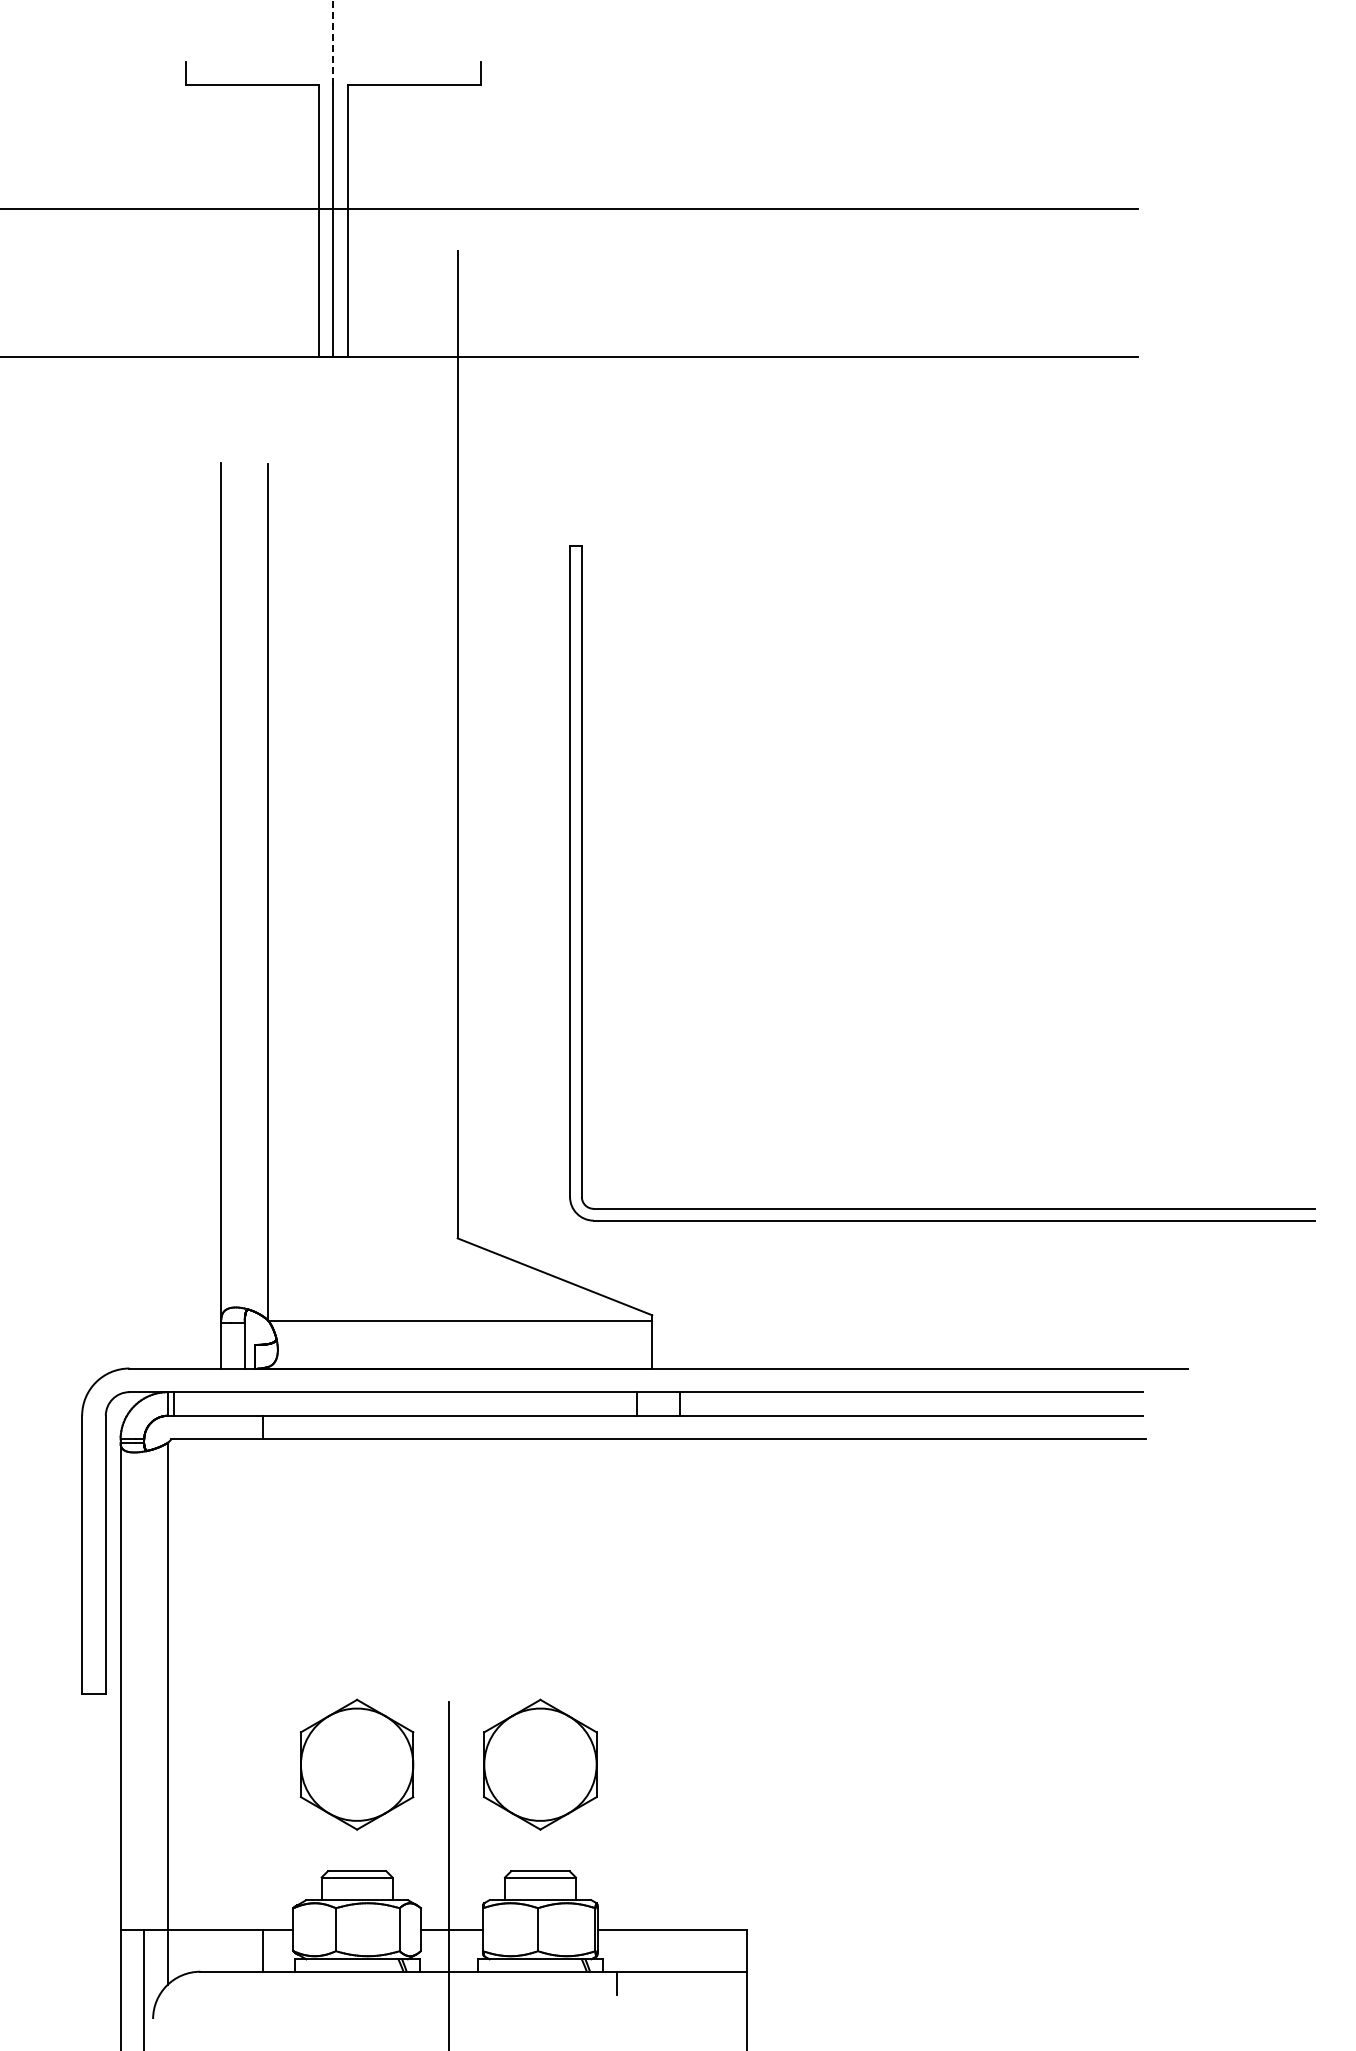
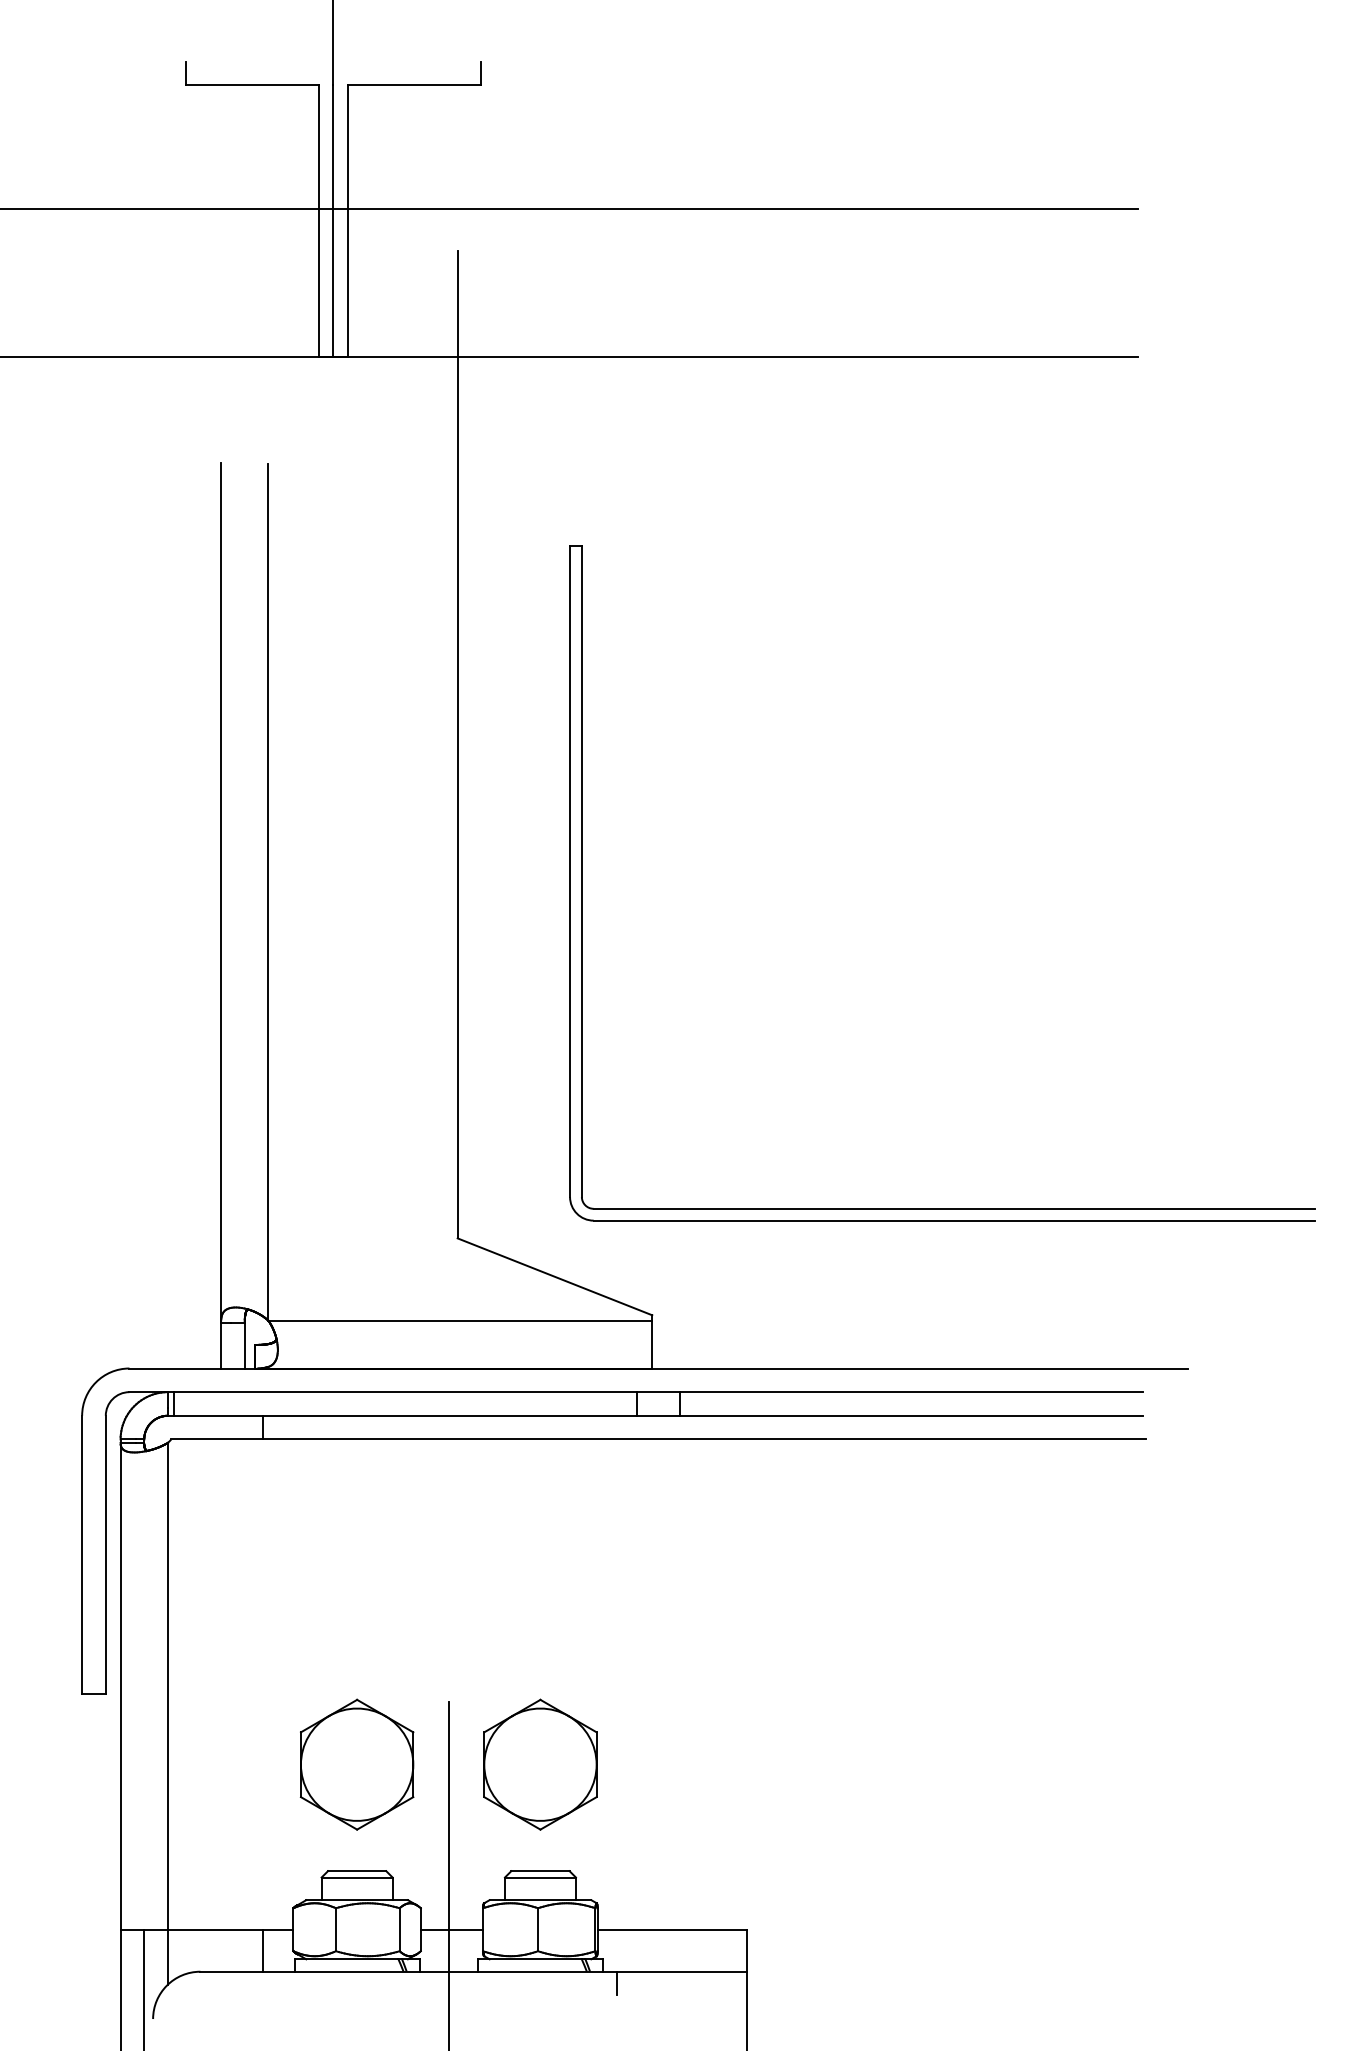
line: dashed -> solid (333, 42)
